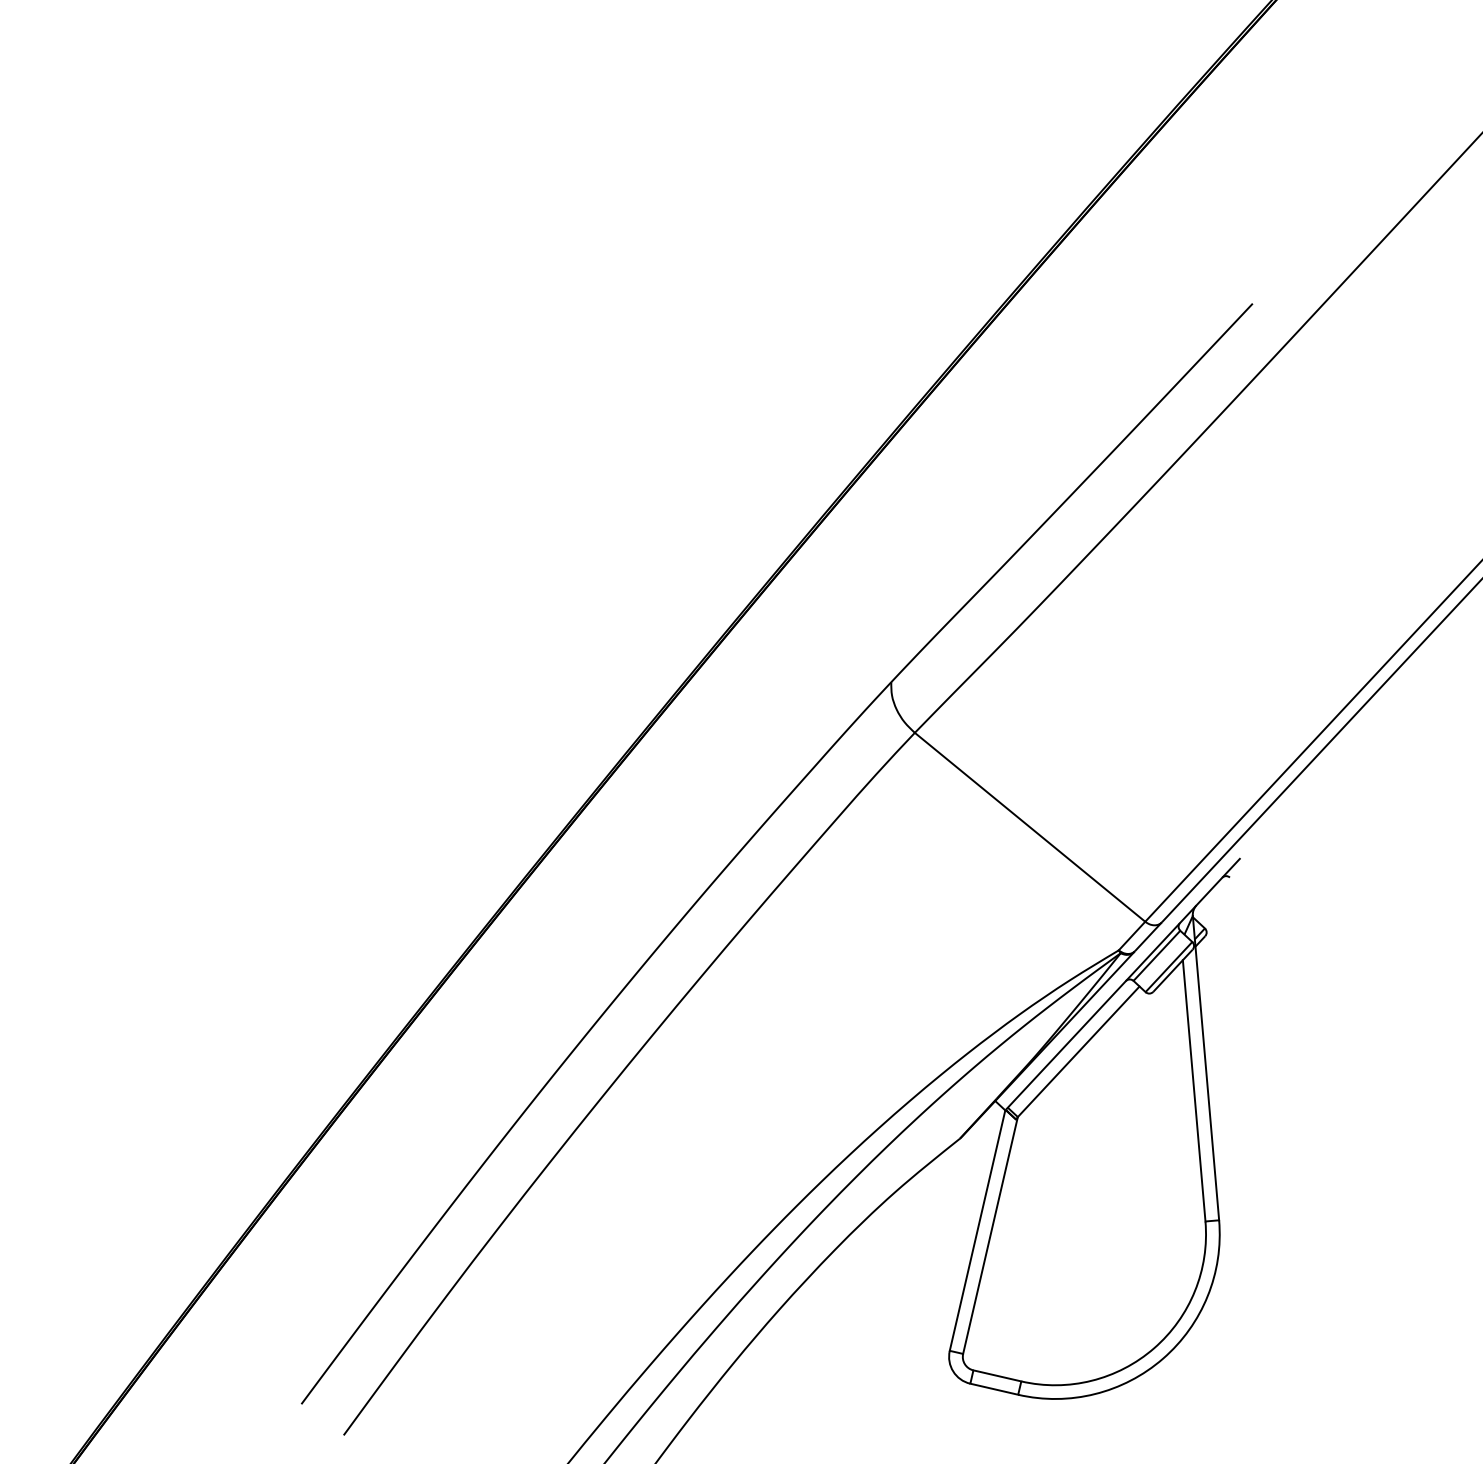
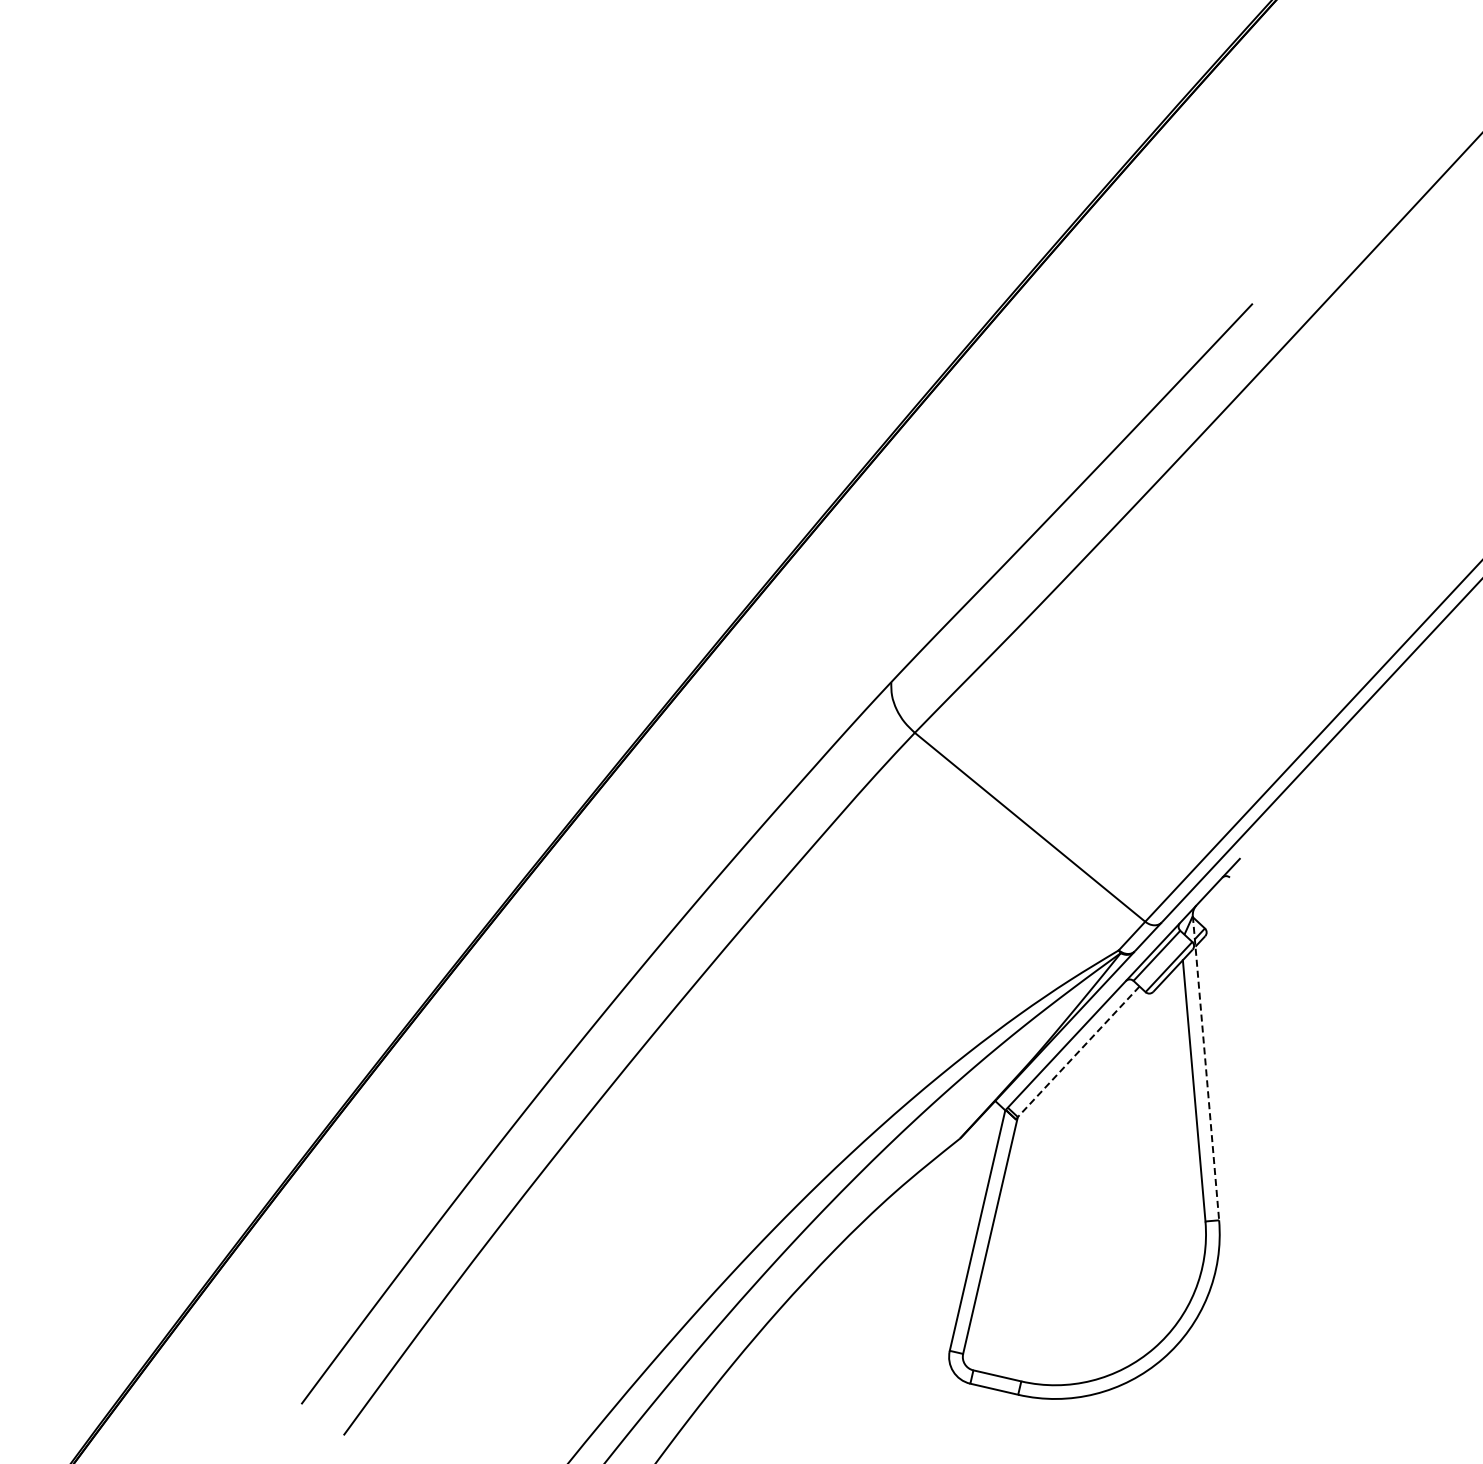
line: solid -> dashed (1078, 1052)
line: solid -> dashed (1205, 1068)
